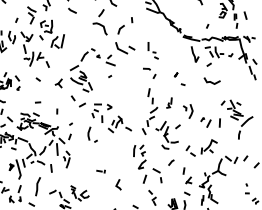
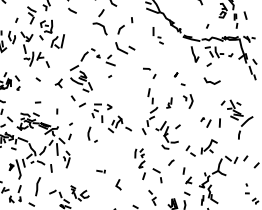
part position: (152, 50) -> (157, 35) (157, 35)
part position: (188, 111) -> (188, 101) (188, 101)
part size: 15x40 px -> 12x32 px (139, 163)
